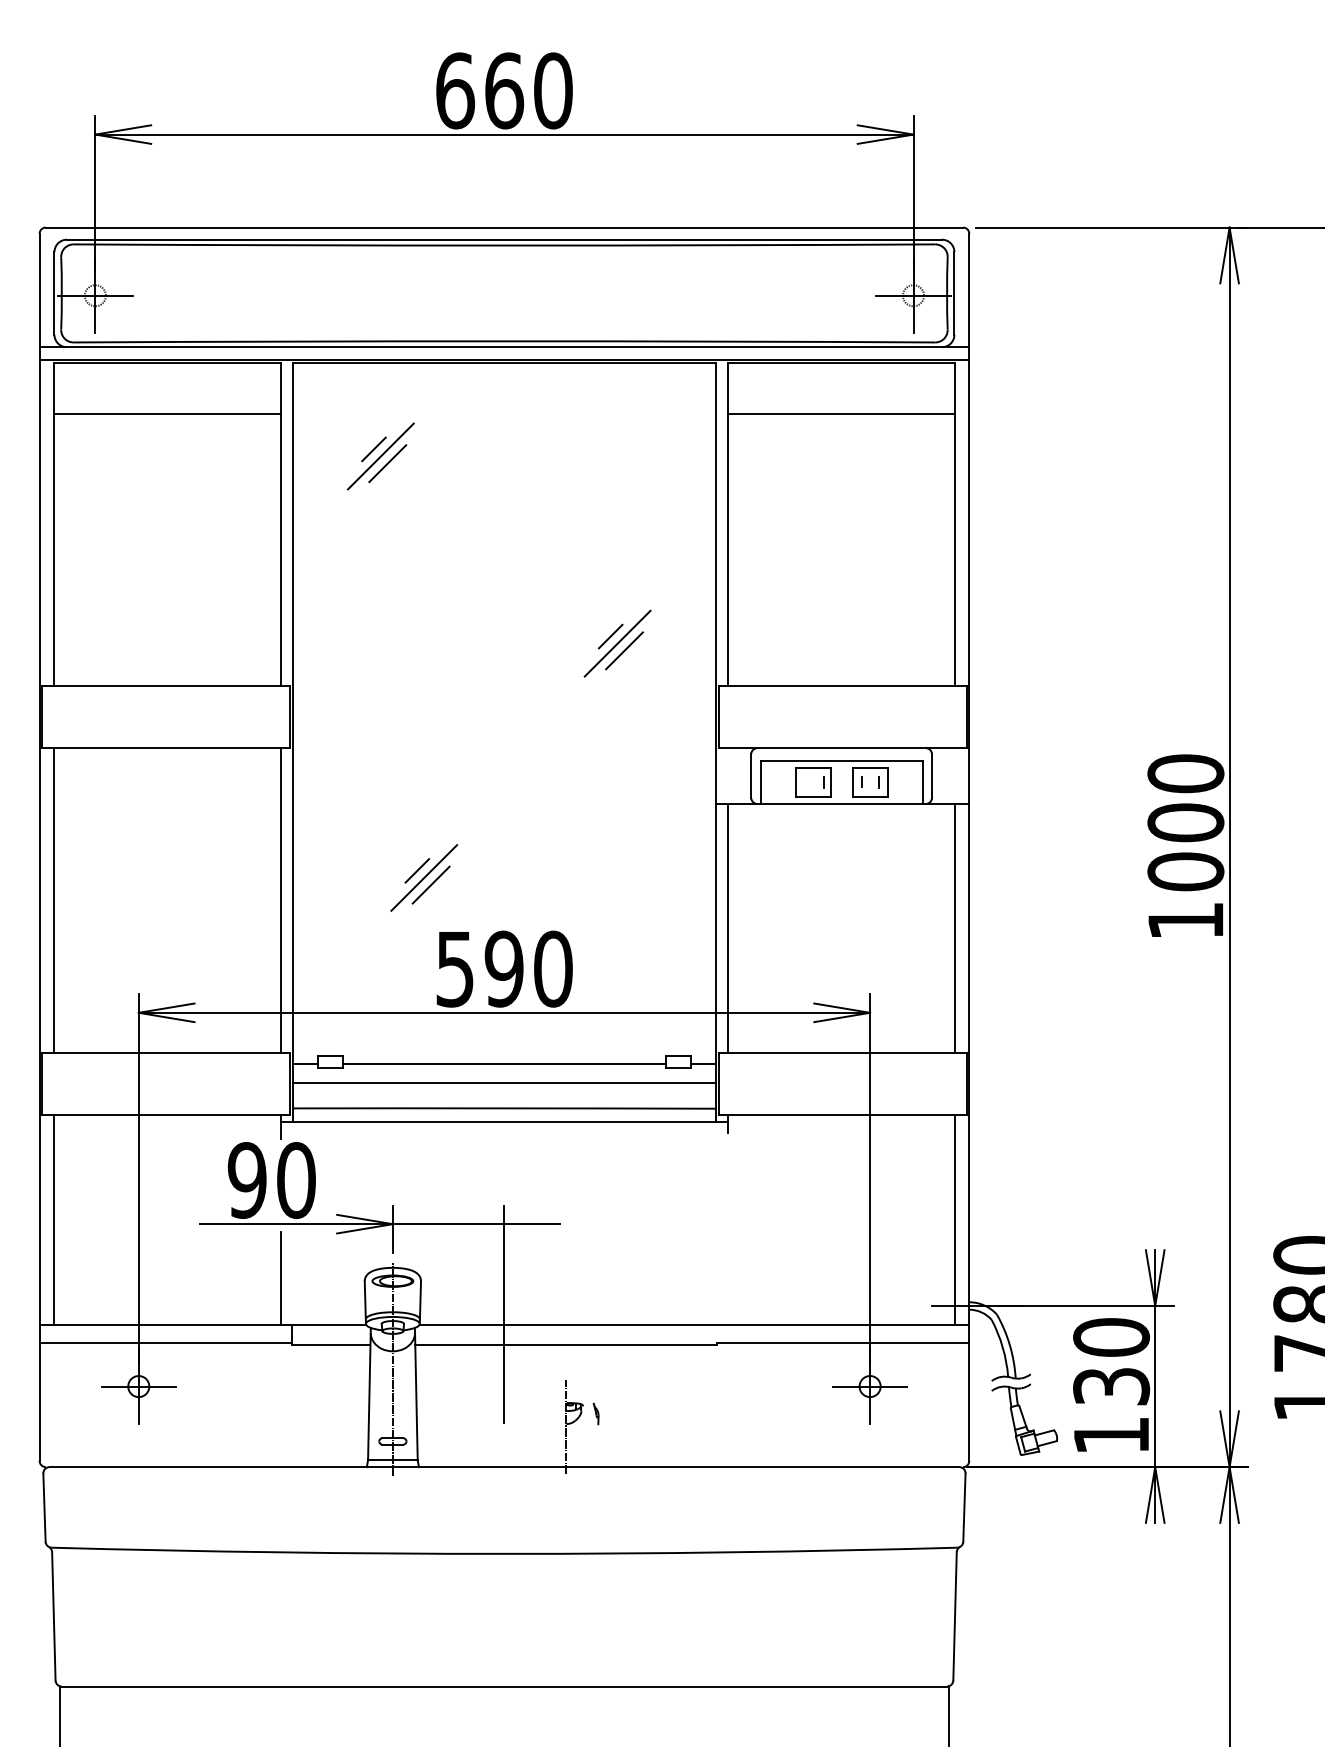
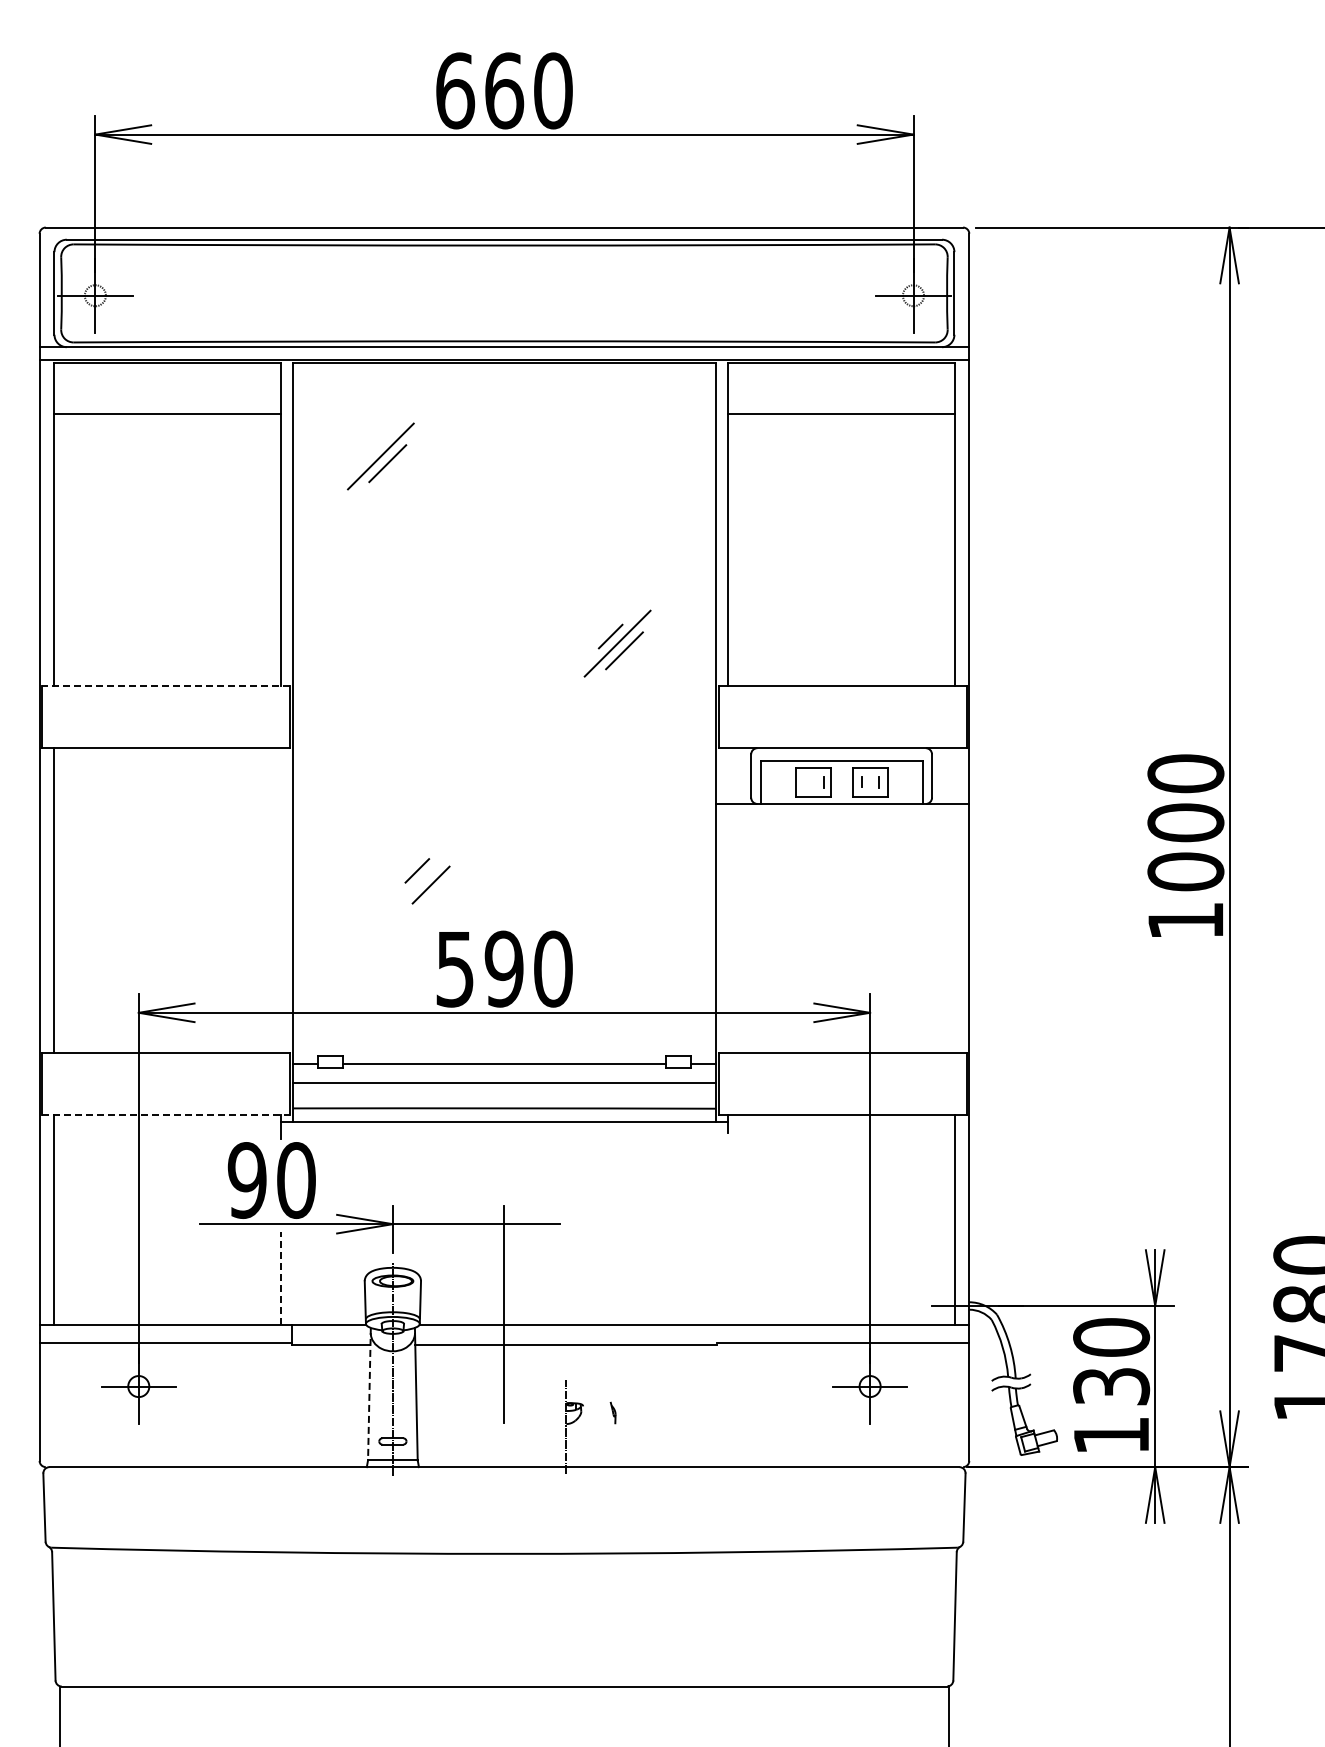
line: present -> none (373, 449)
line: solid -> dashed (166, 686)
line: present -> none (424, 877)
line: present -> none (281, 900)
line: present -> none (727, 927)
line: present -> none (955, 927)
line: solid -> dashed (166, 1114)
line: solid -> dashed (281, 1277)
line: solid -> dashed (369, 1394)
part position: (595, 1413) -> (612, 1412) (612, 1412)
